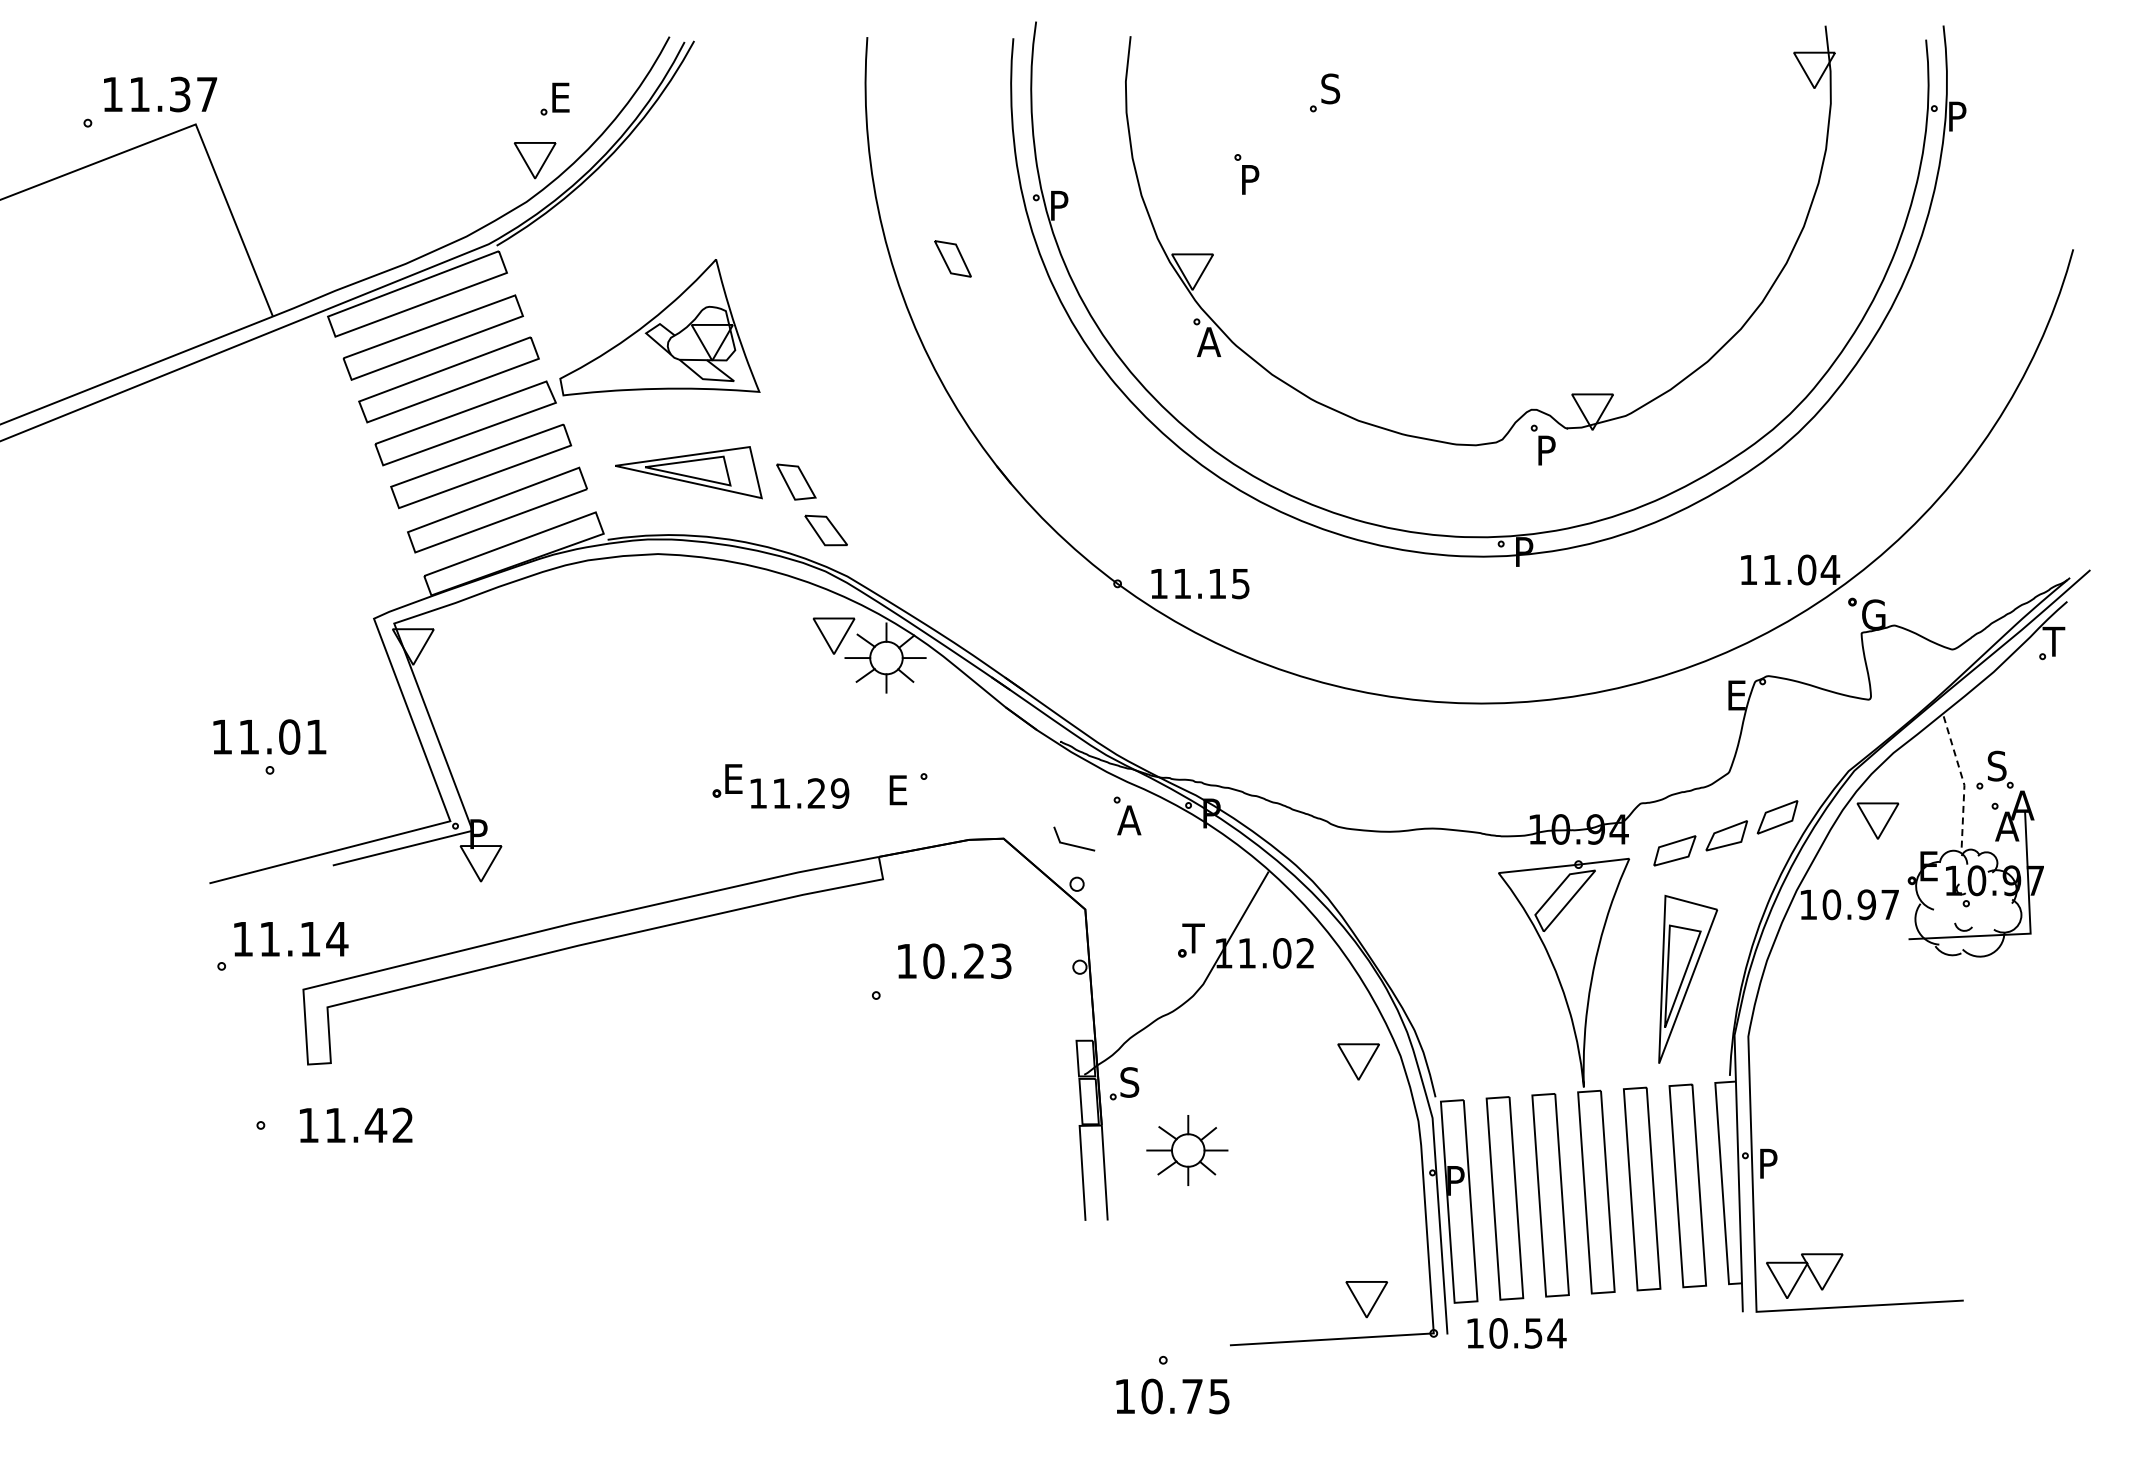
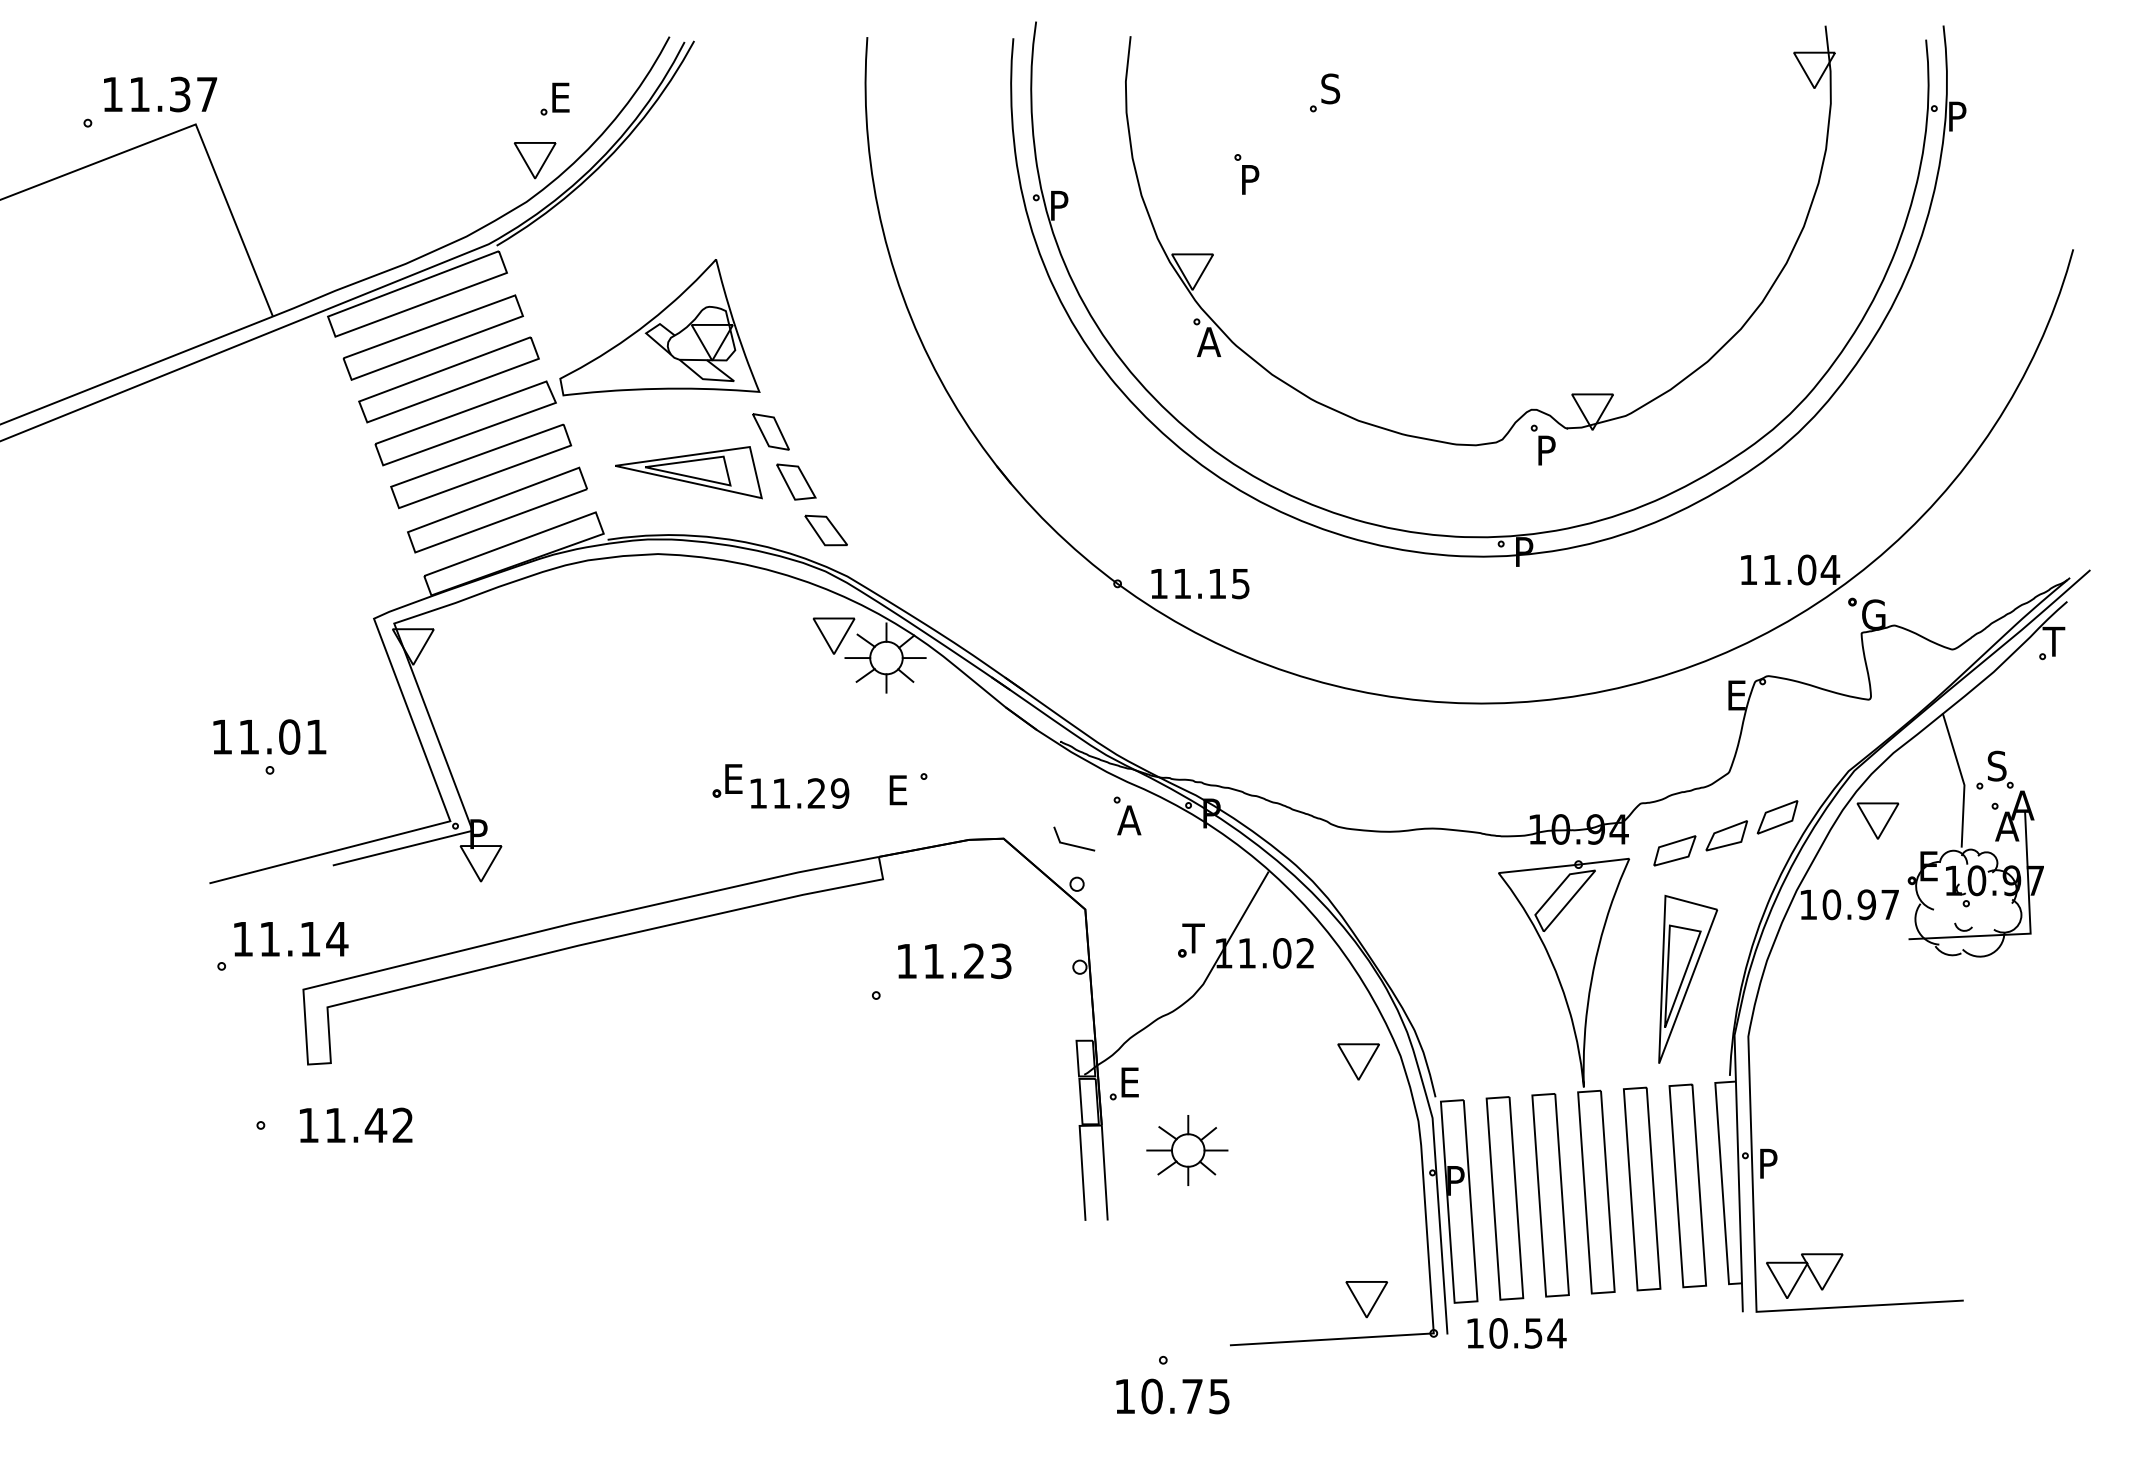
part position: (952, 258) -> (770, 431) (770, 431)
line: dashed -> solid (1962, 779)
text: 10.23 -> 11.23 (933, 961)
text: S -> E (1129, 1082)
